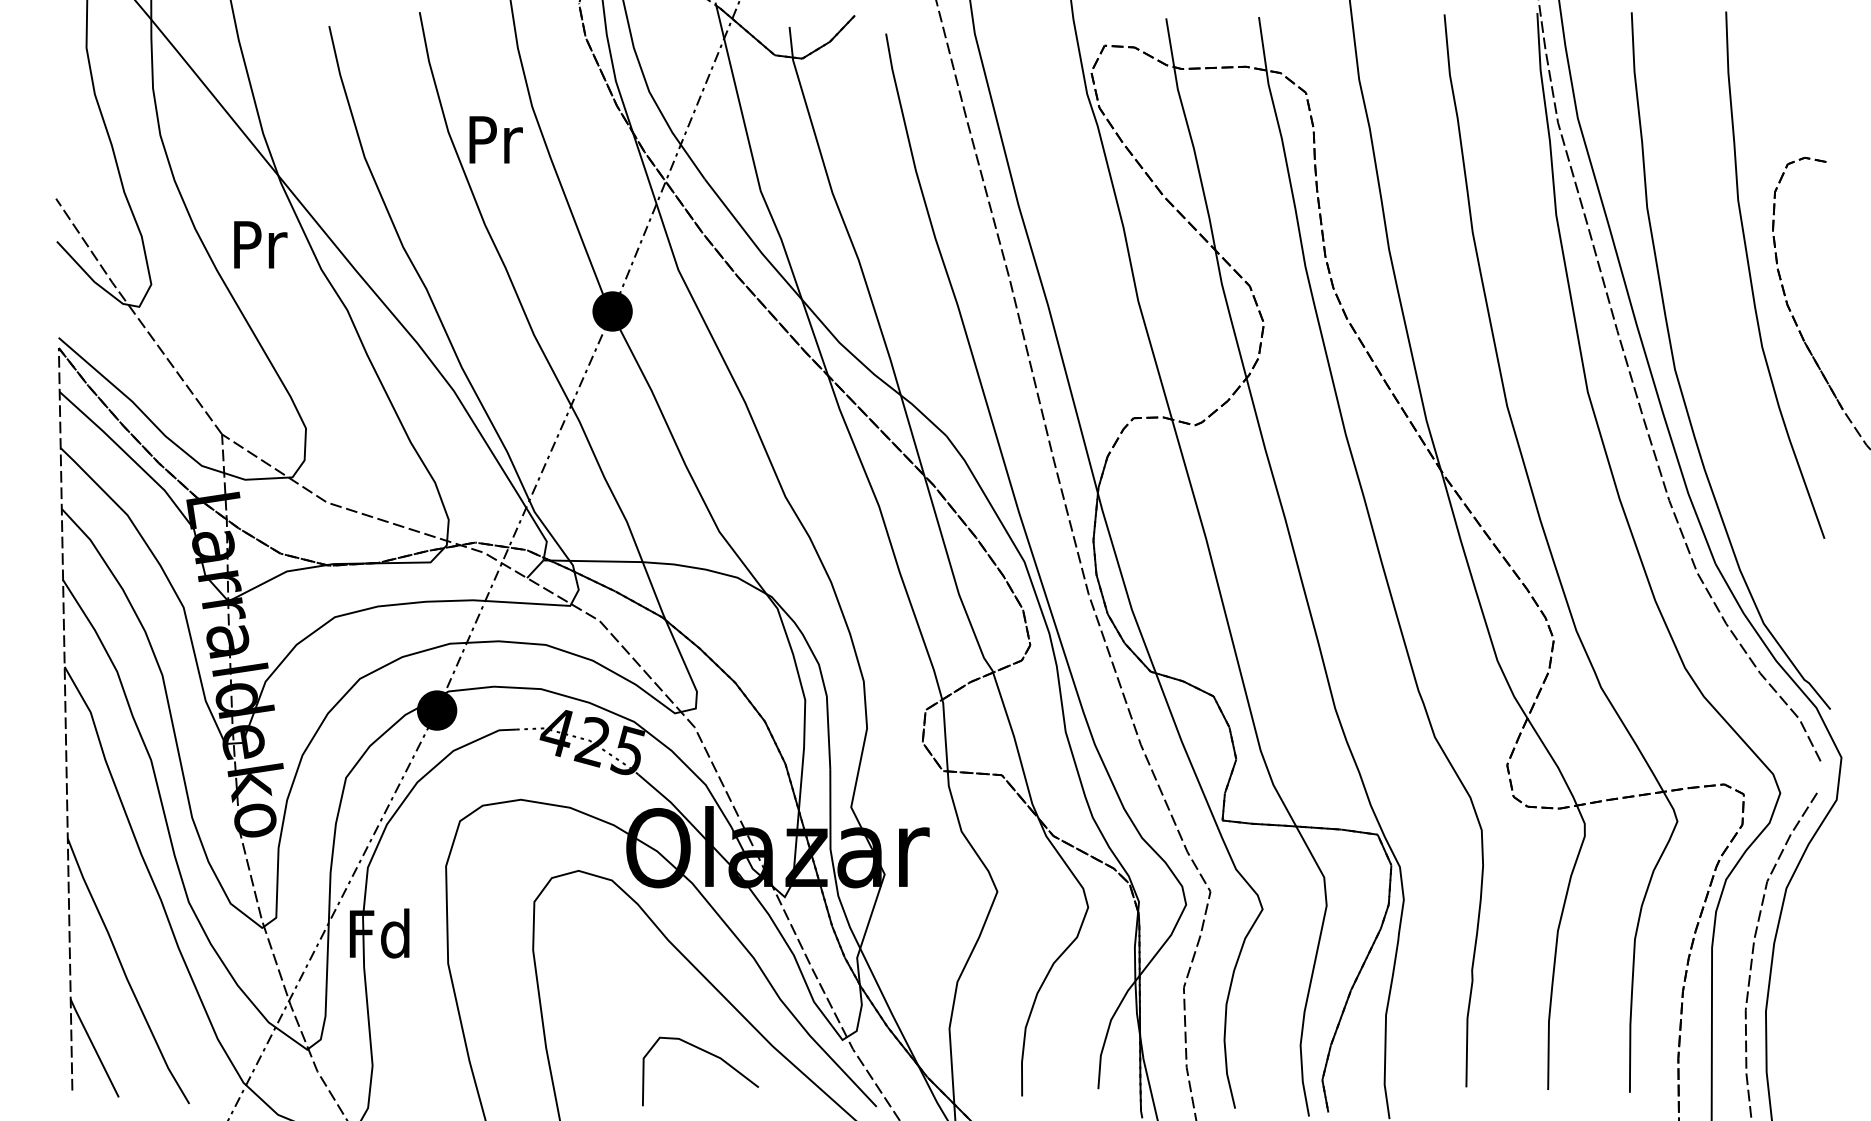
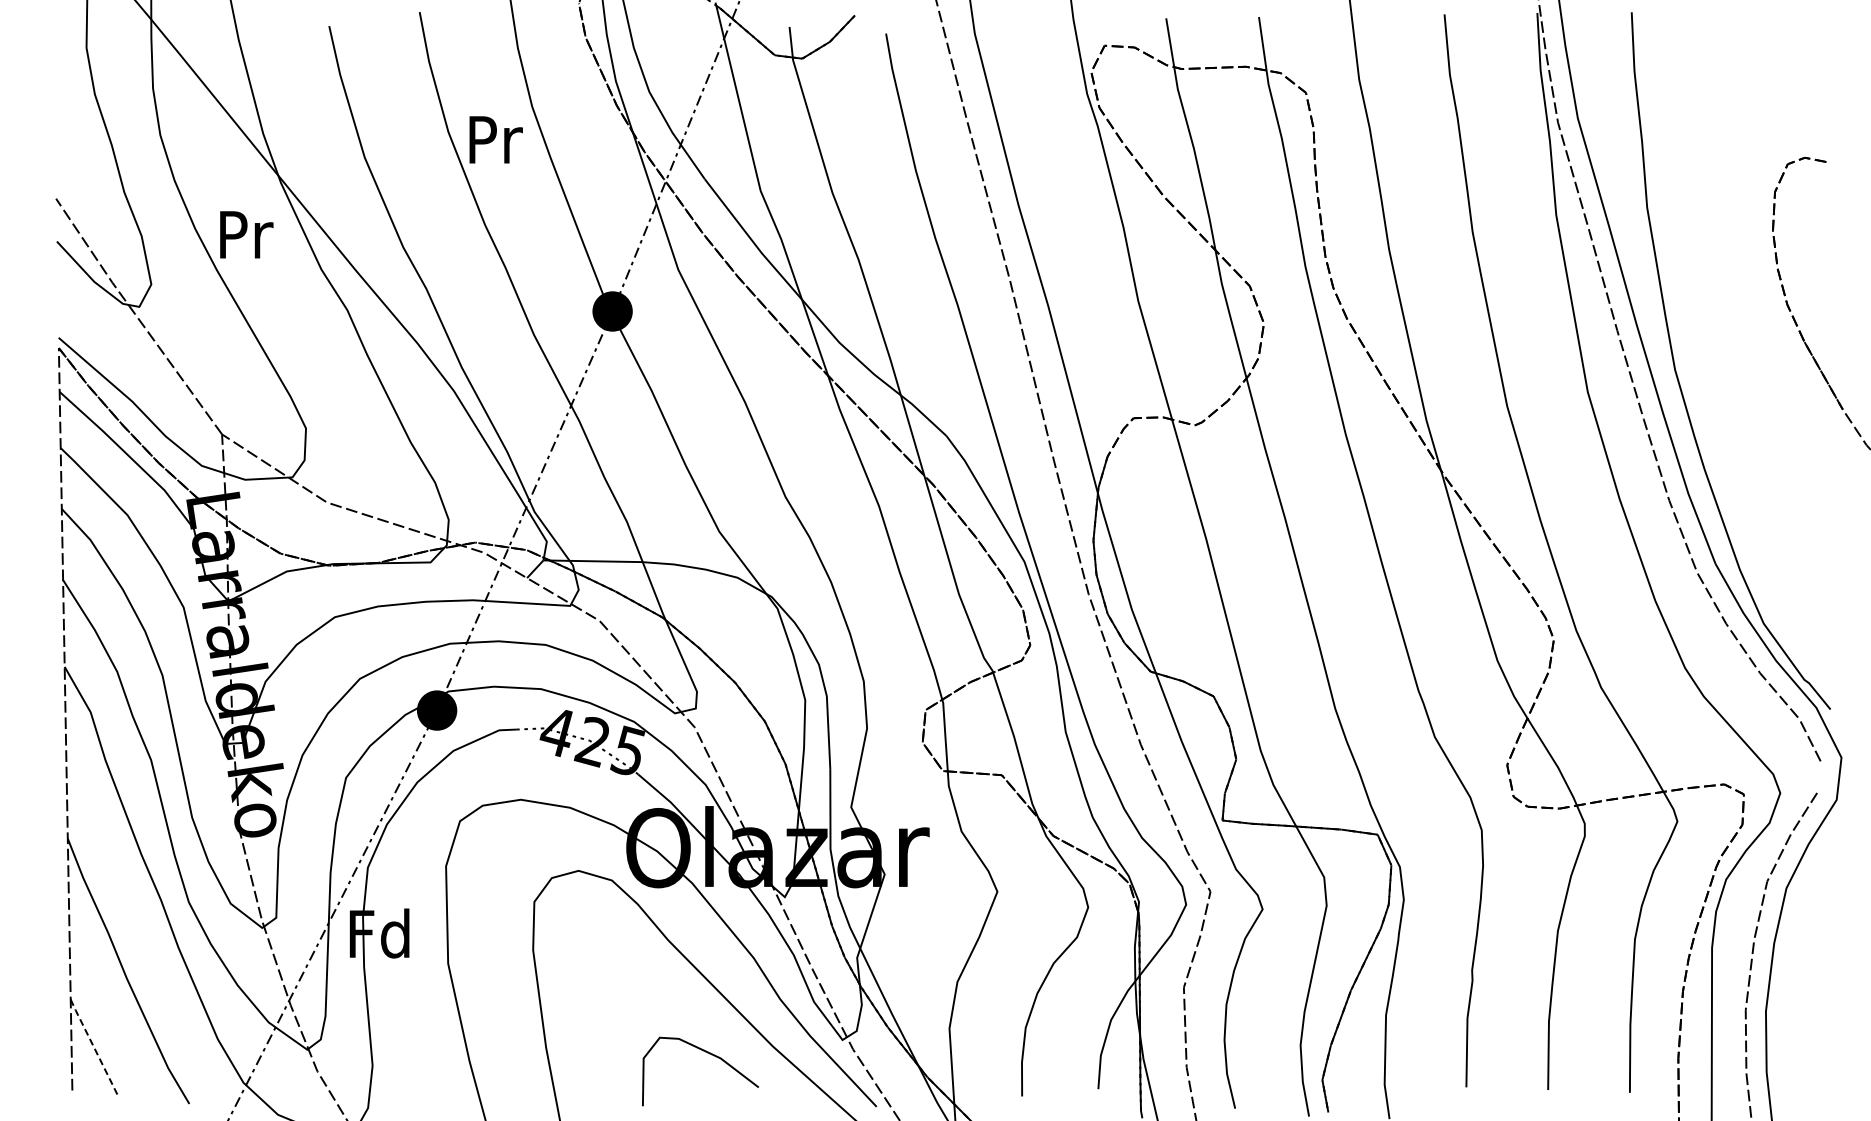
text position: (260, 244) -> (246, 234) (246, 234)
curve: present -> none (1751, 276)
line: solid -> dashed (94, 1048)
